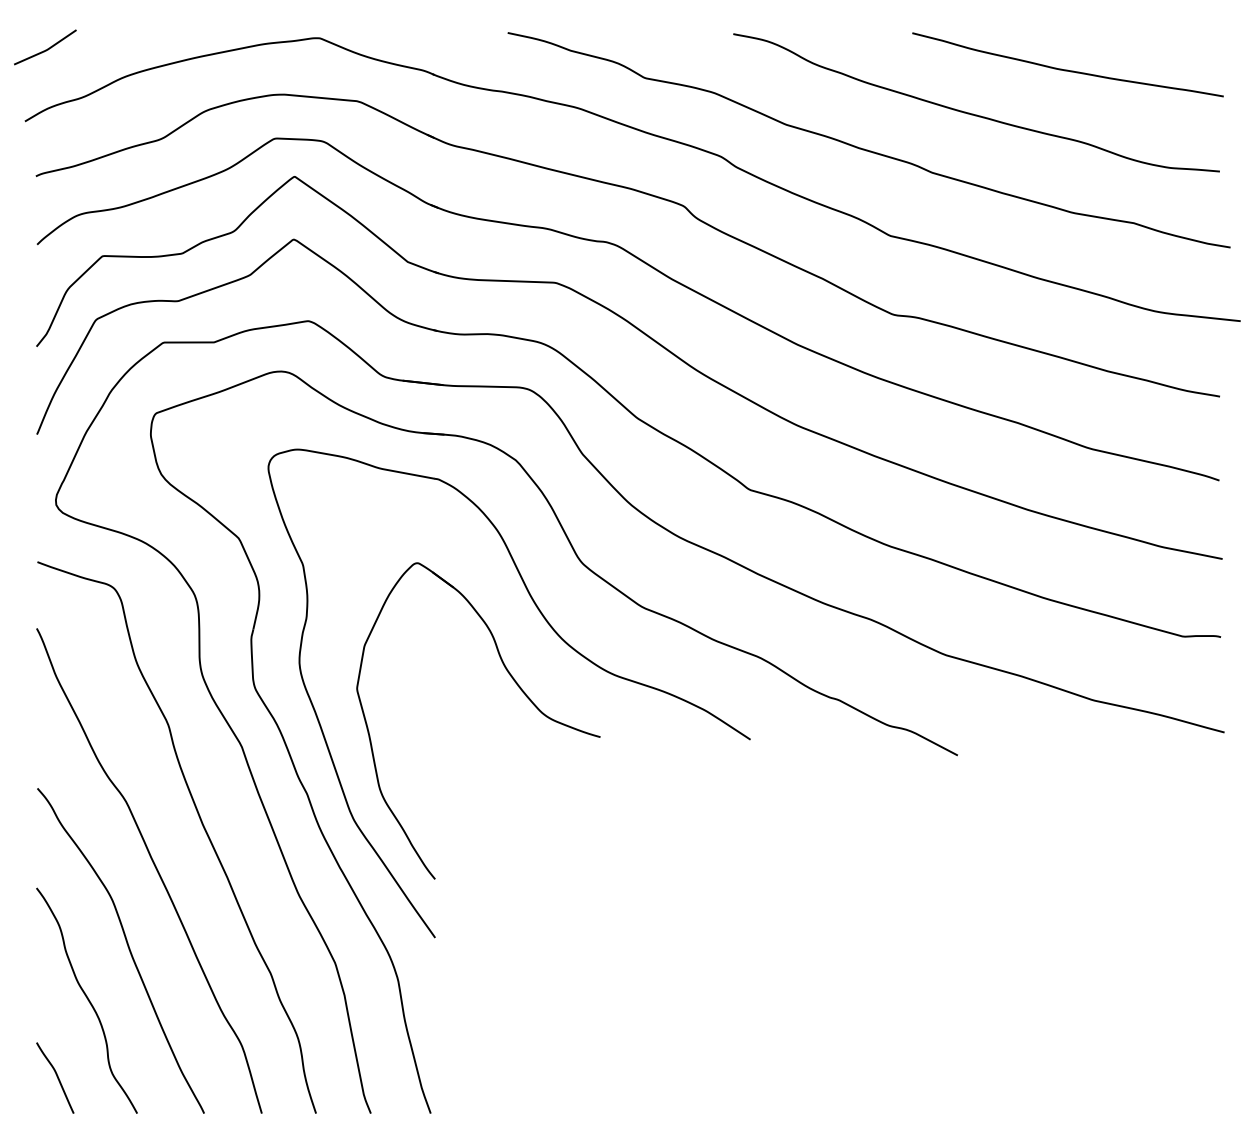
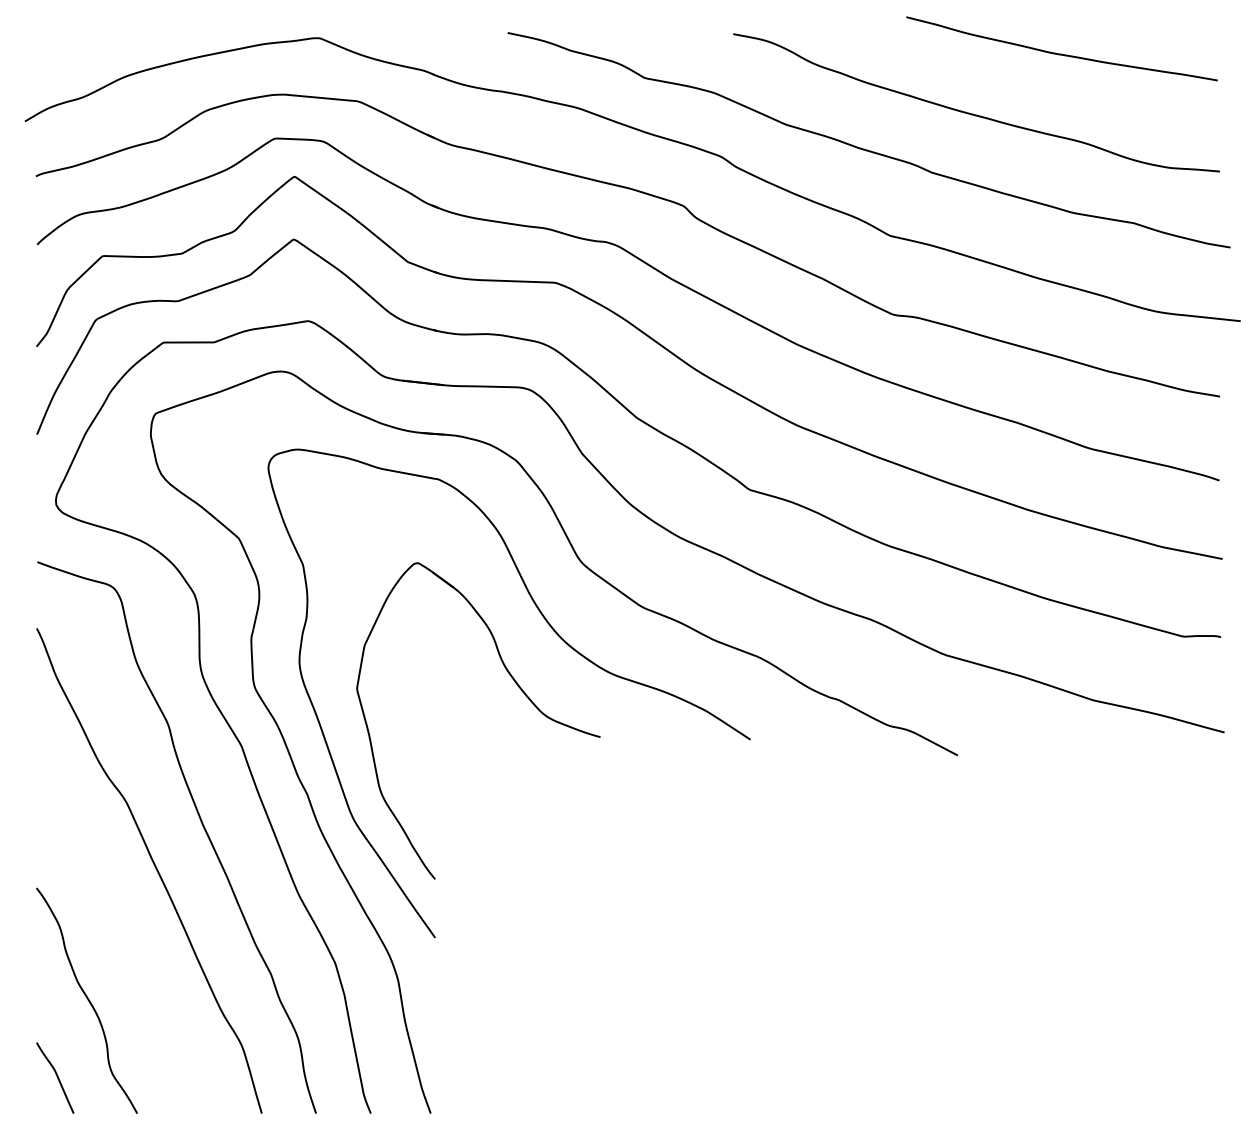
curve: present -> none (45, 49)
curve position: (1067, 69) -> (1061, 53) (1061, 53)
curve: present -> none (127, 946)
